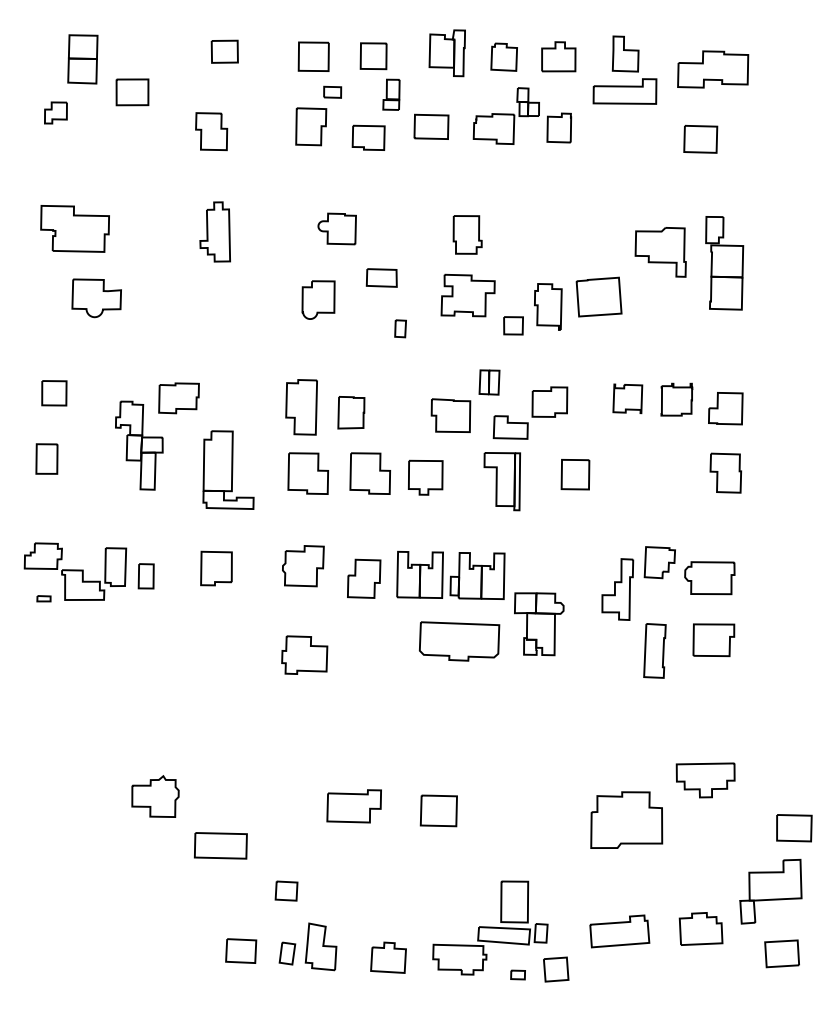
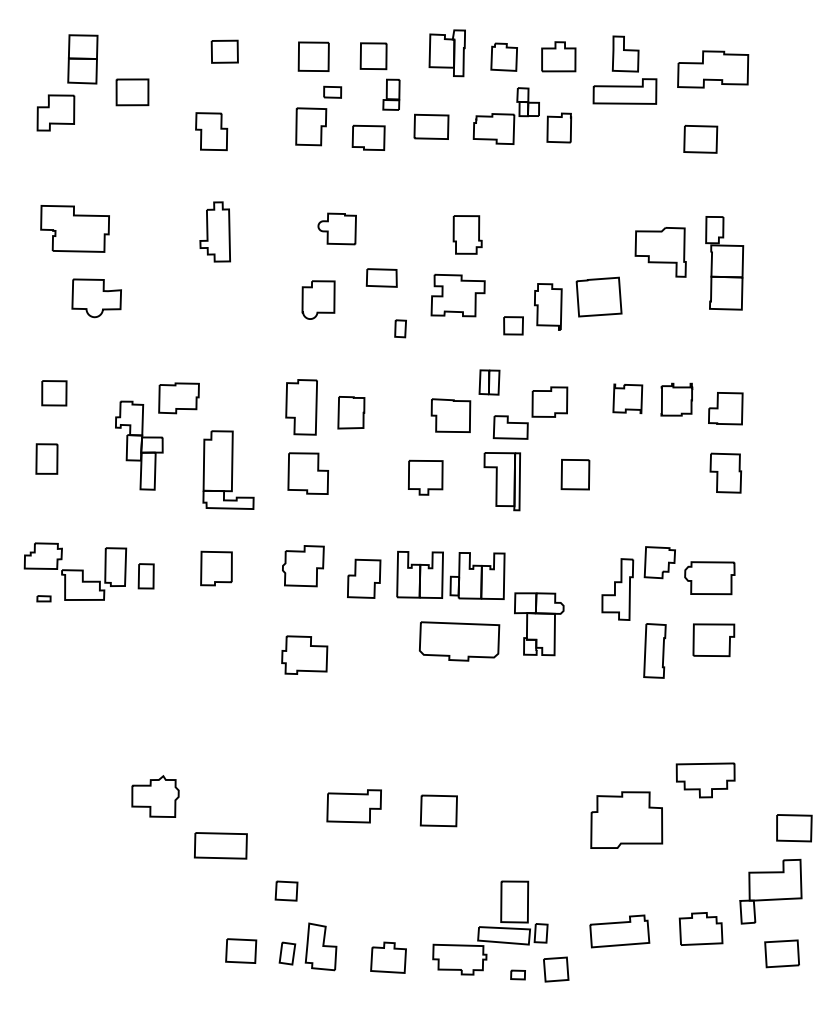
part size: 24x24 px -> 40x38 px (55, 112)
part position: (467, 295) -> (457, 295) (457, 295)
part: present -> none (370, 473)
